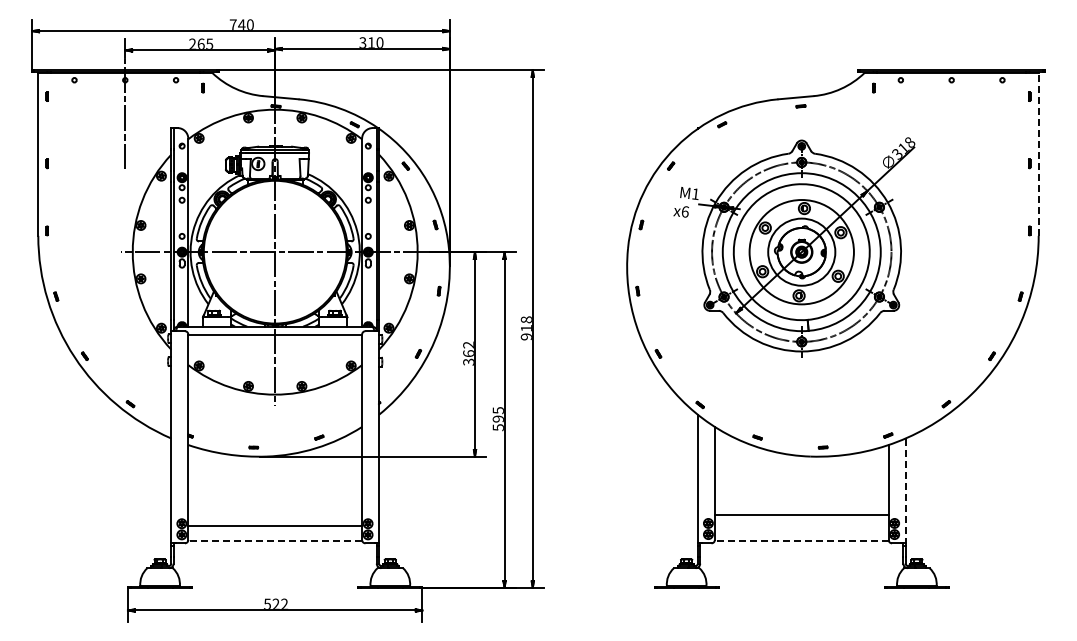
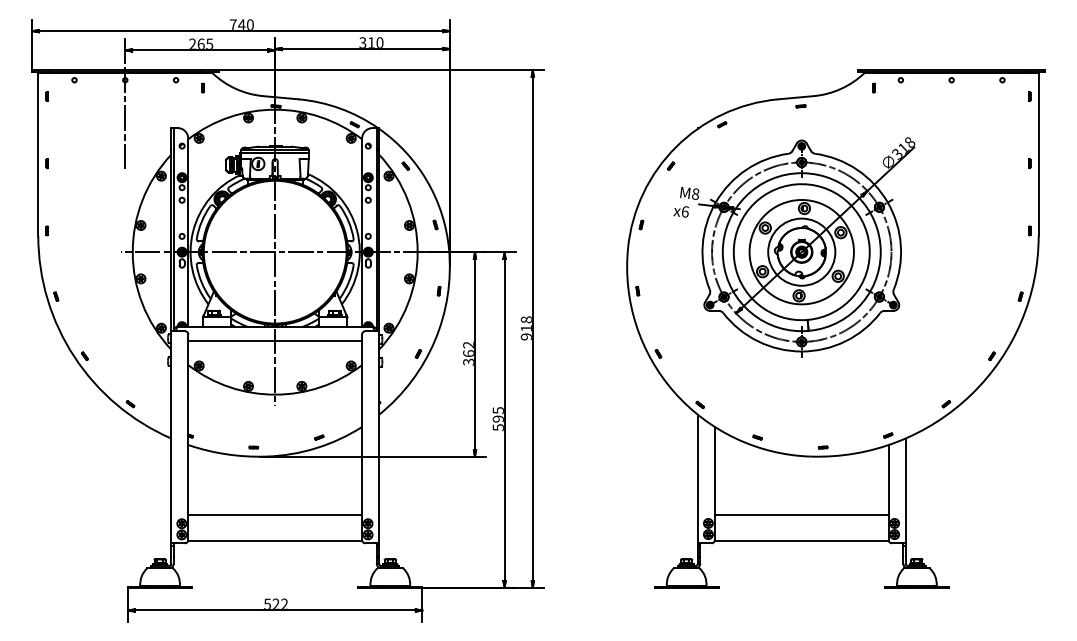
line: dashed -> solid (1038, 153)
text: M1 -> M8 (695, 193)
line position: (275, 334) -> (275, 340) (275, 340)
line: dashed -> solid (905, 491)
line position: (275, 526) -> (275, 515) (275, 515)
line: dashed -> solid (275, 540)
line: dashed -> solid (801, 540)
